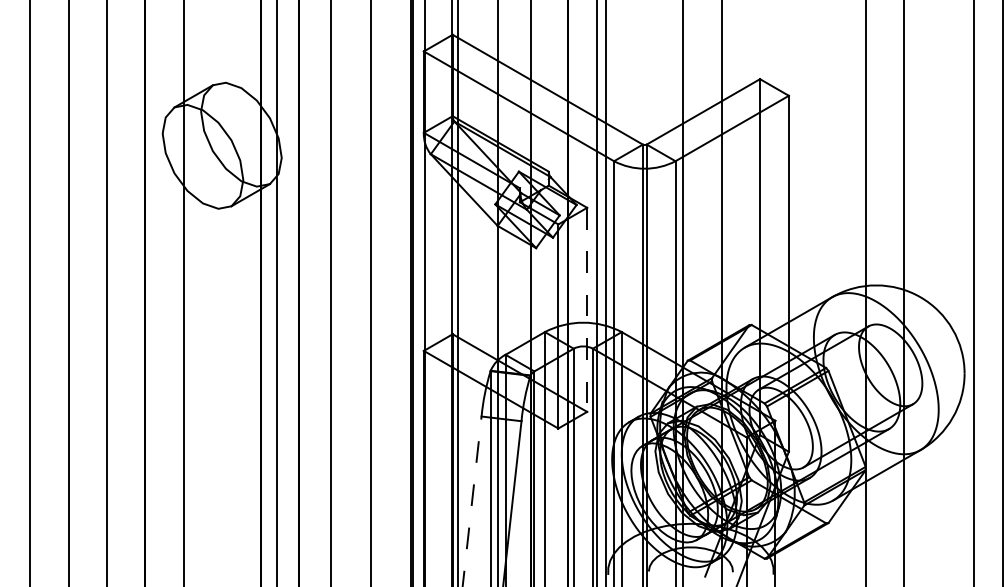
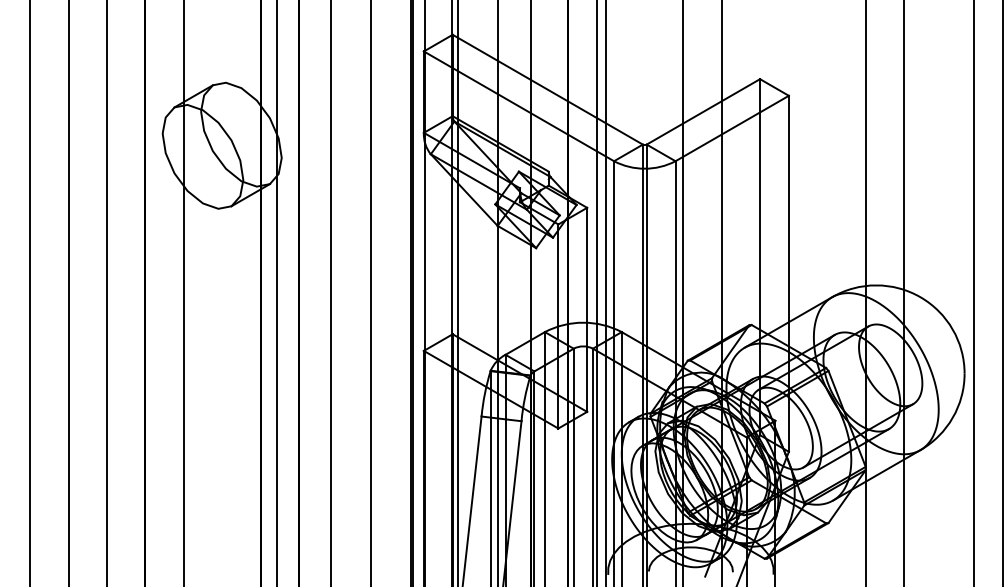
line: dashed -> solid (587, 310)
line: dashed -> solid (472, 500)
